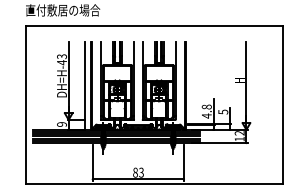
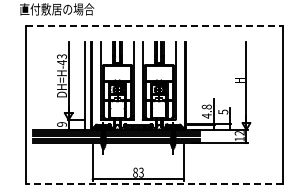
text position: (63, 10) -> (57, 9) (57, 9)
line: solid -> dashed (154, 25)
line: solid -> dashed (153, 184)
